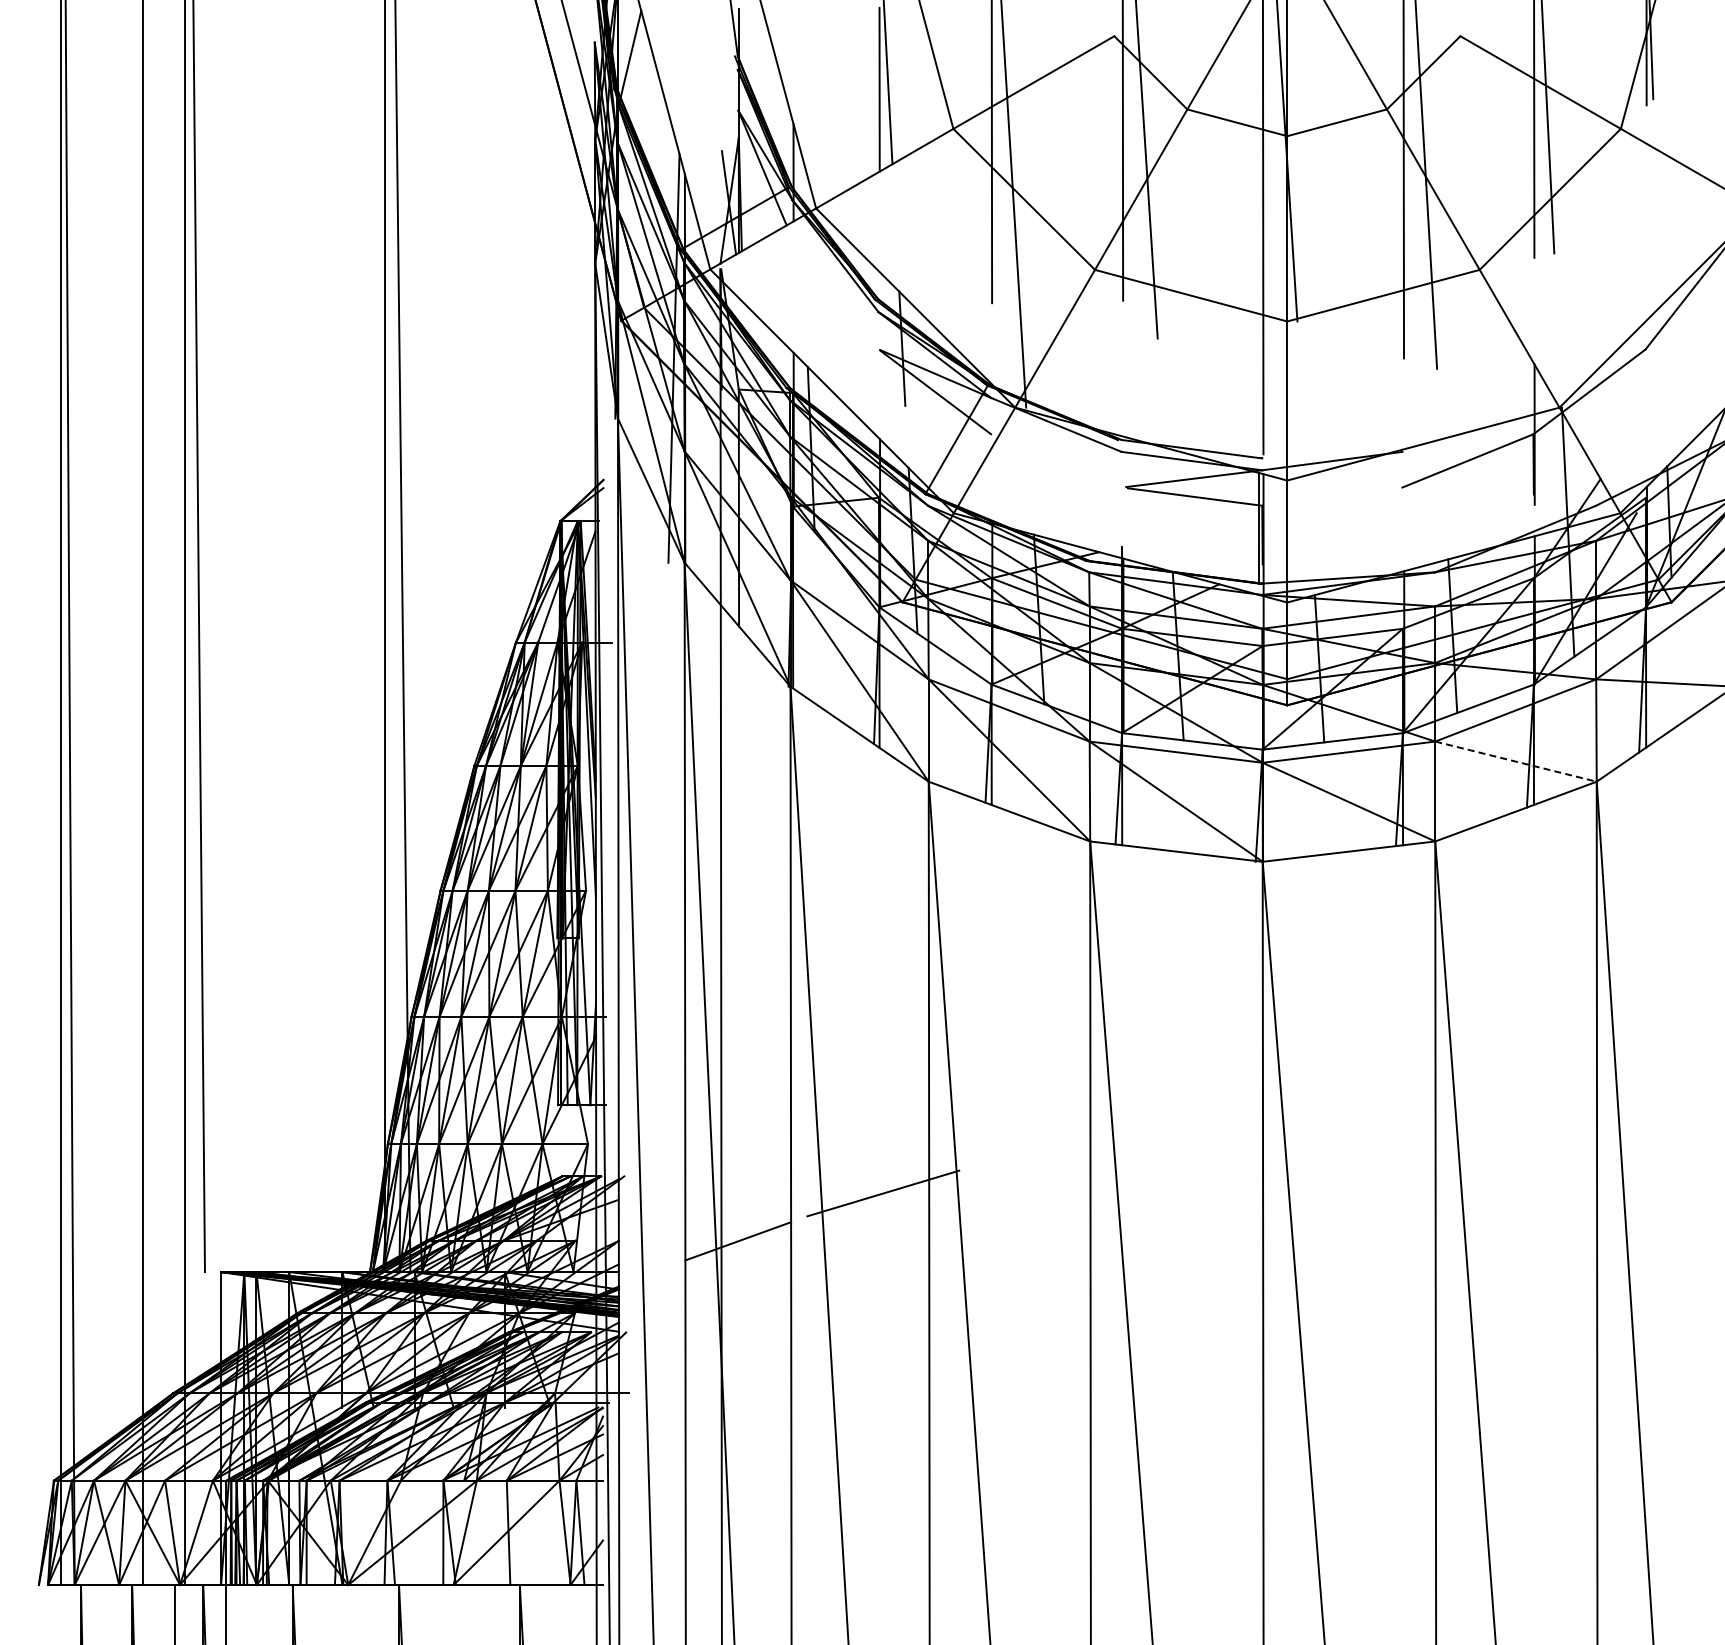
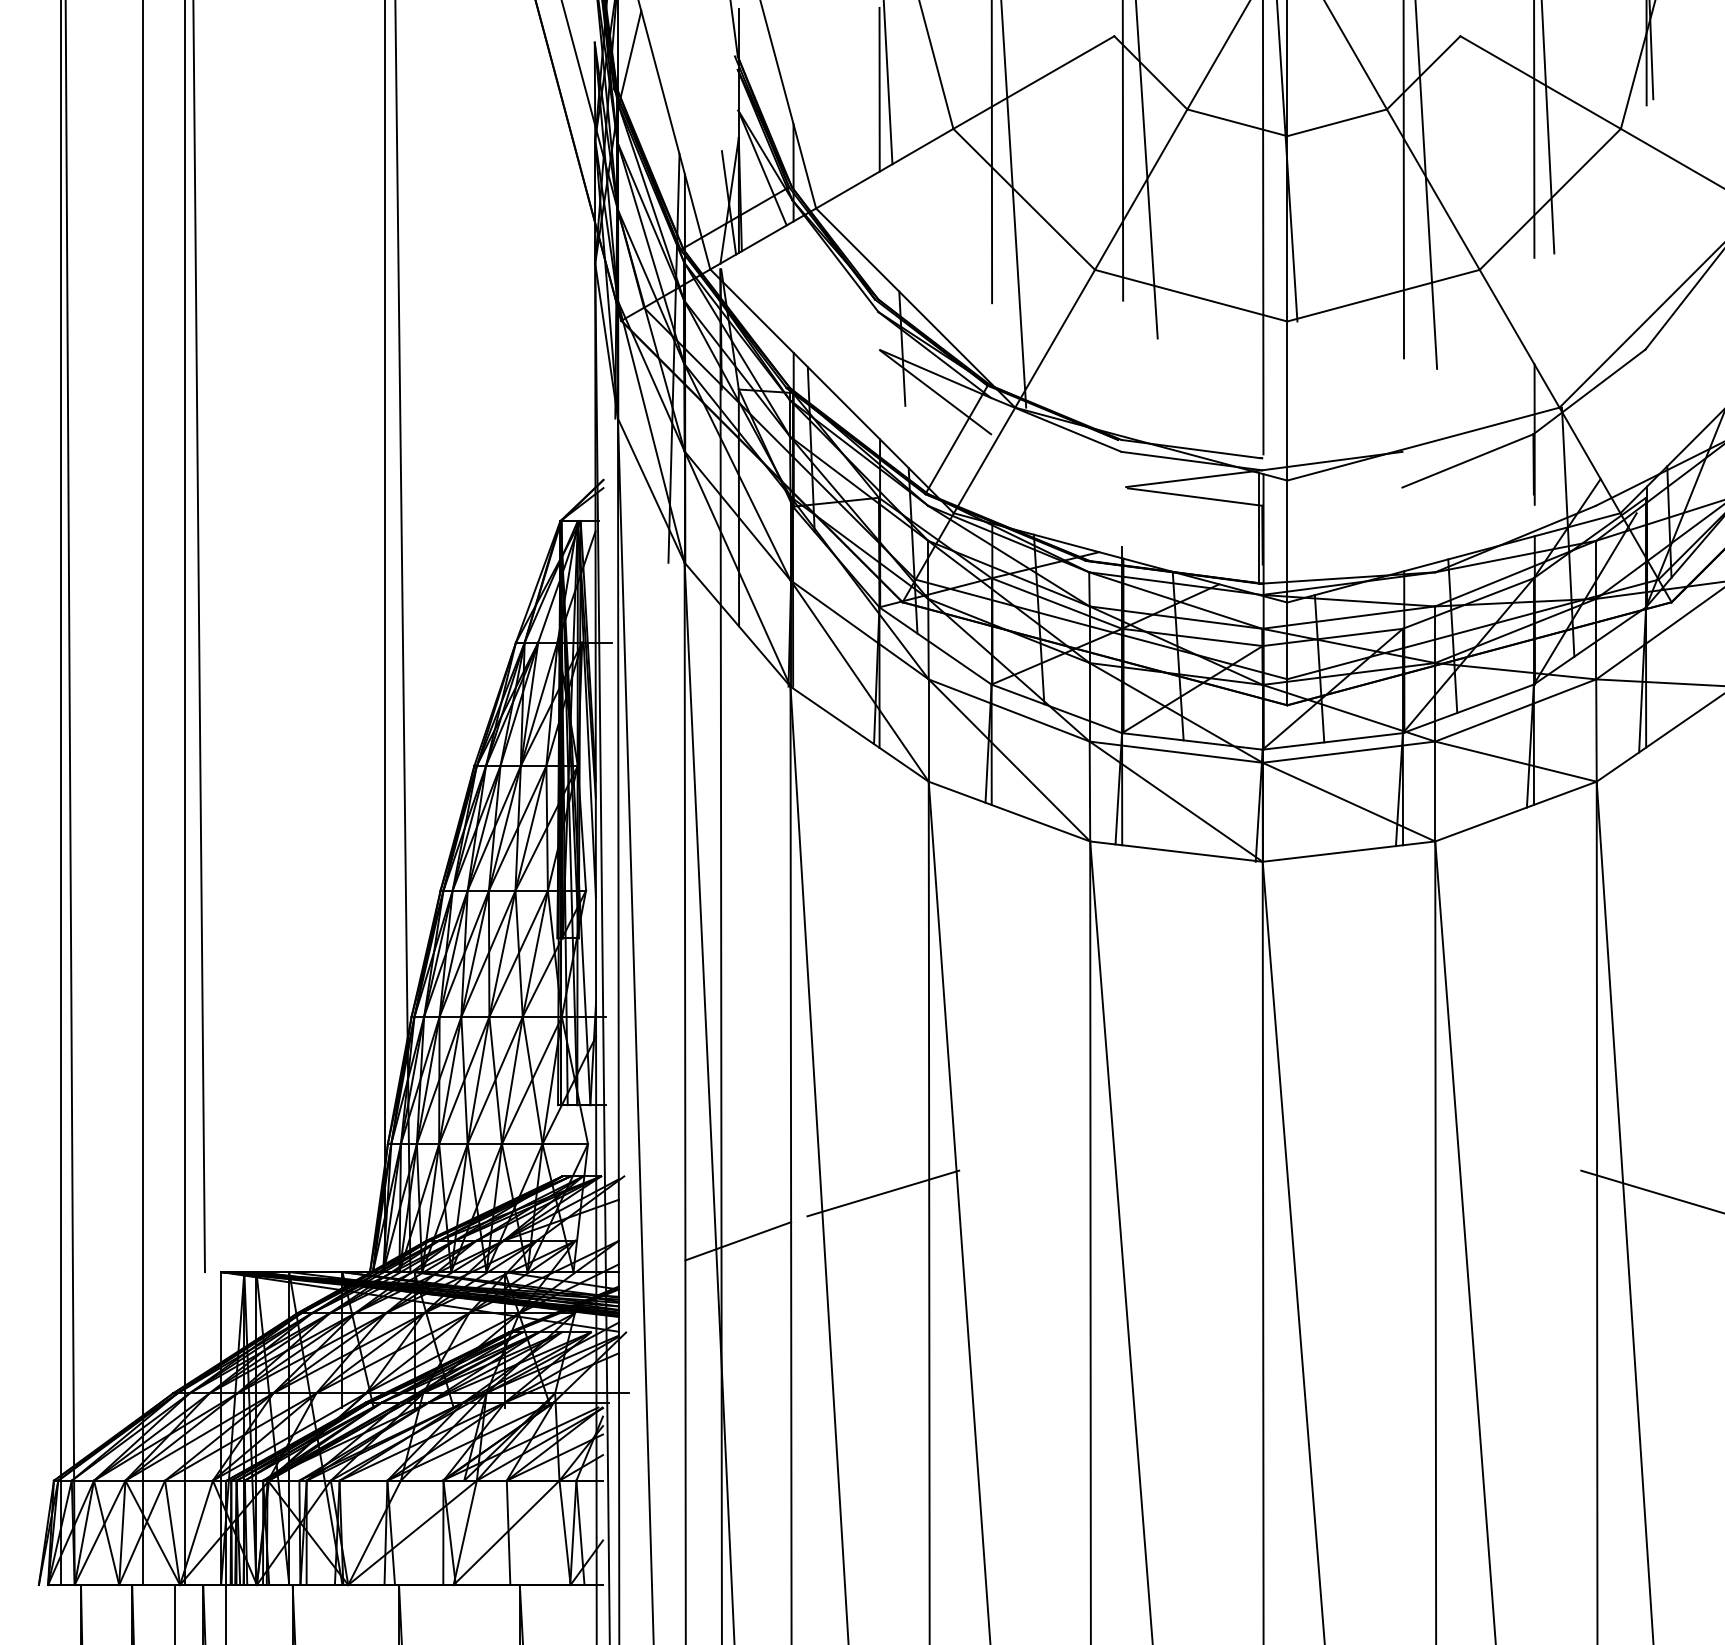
line: dashed -> solid (1516, 761)
line: none -> present (1651, 1191)
